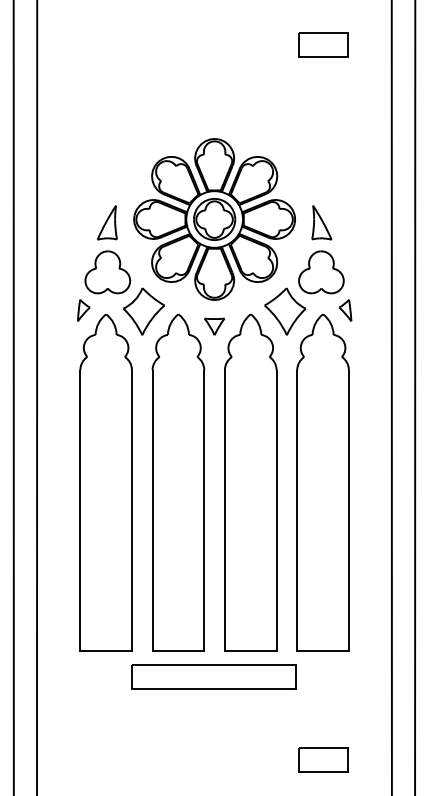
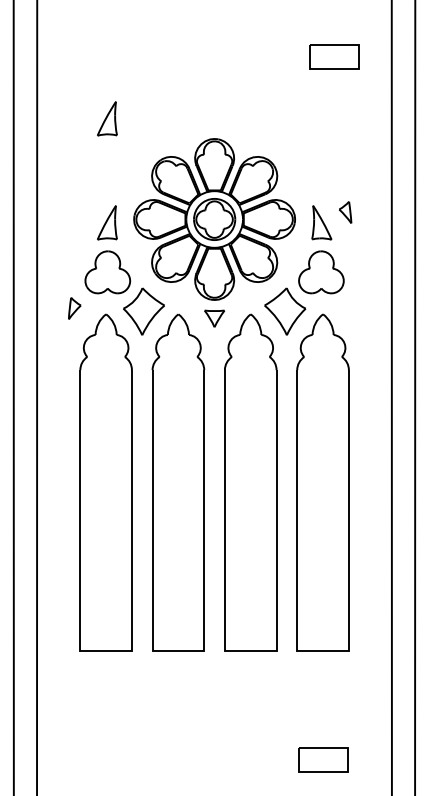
part position: (323, 44) -> (334, 56) (334, 56)
part: none -> present (107, 118)
part position: (83, 310) -> (74, 308) (74, 308)
part position: (345, 310) -> (345, 212) (345, 212)
part position: (214, 326) -> (214, 318) (214, 318)
part: present -> none (213, 676)
